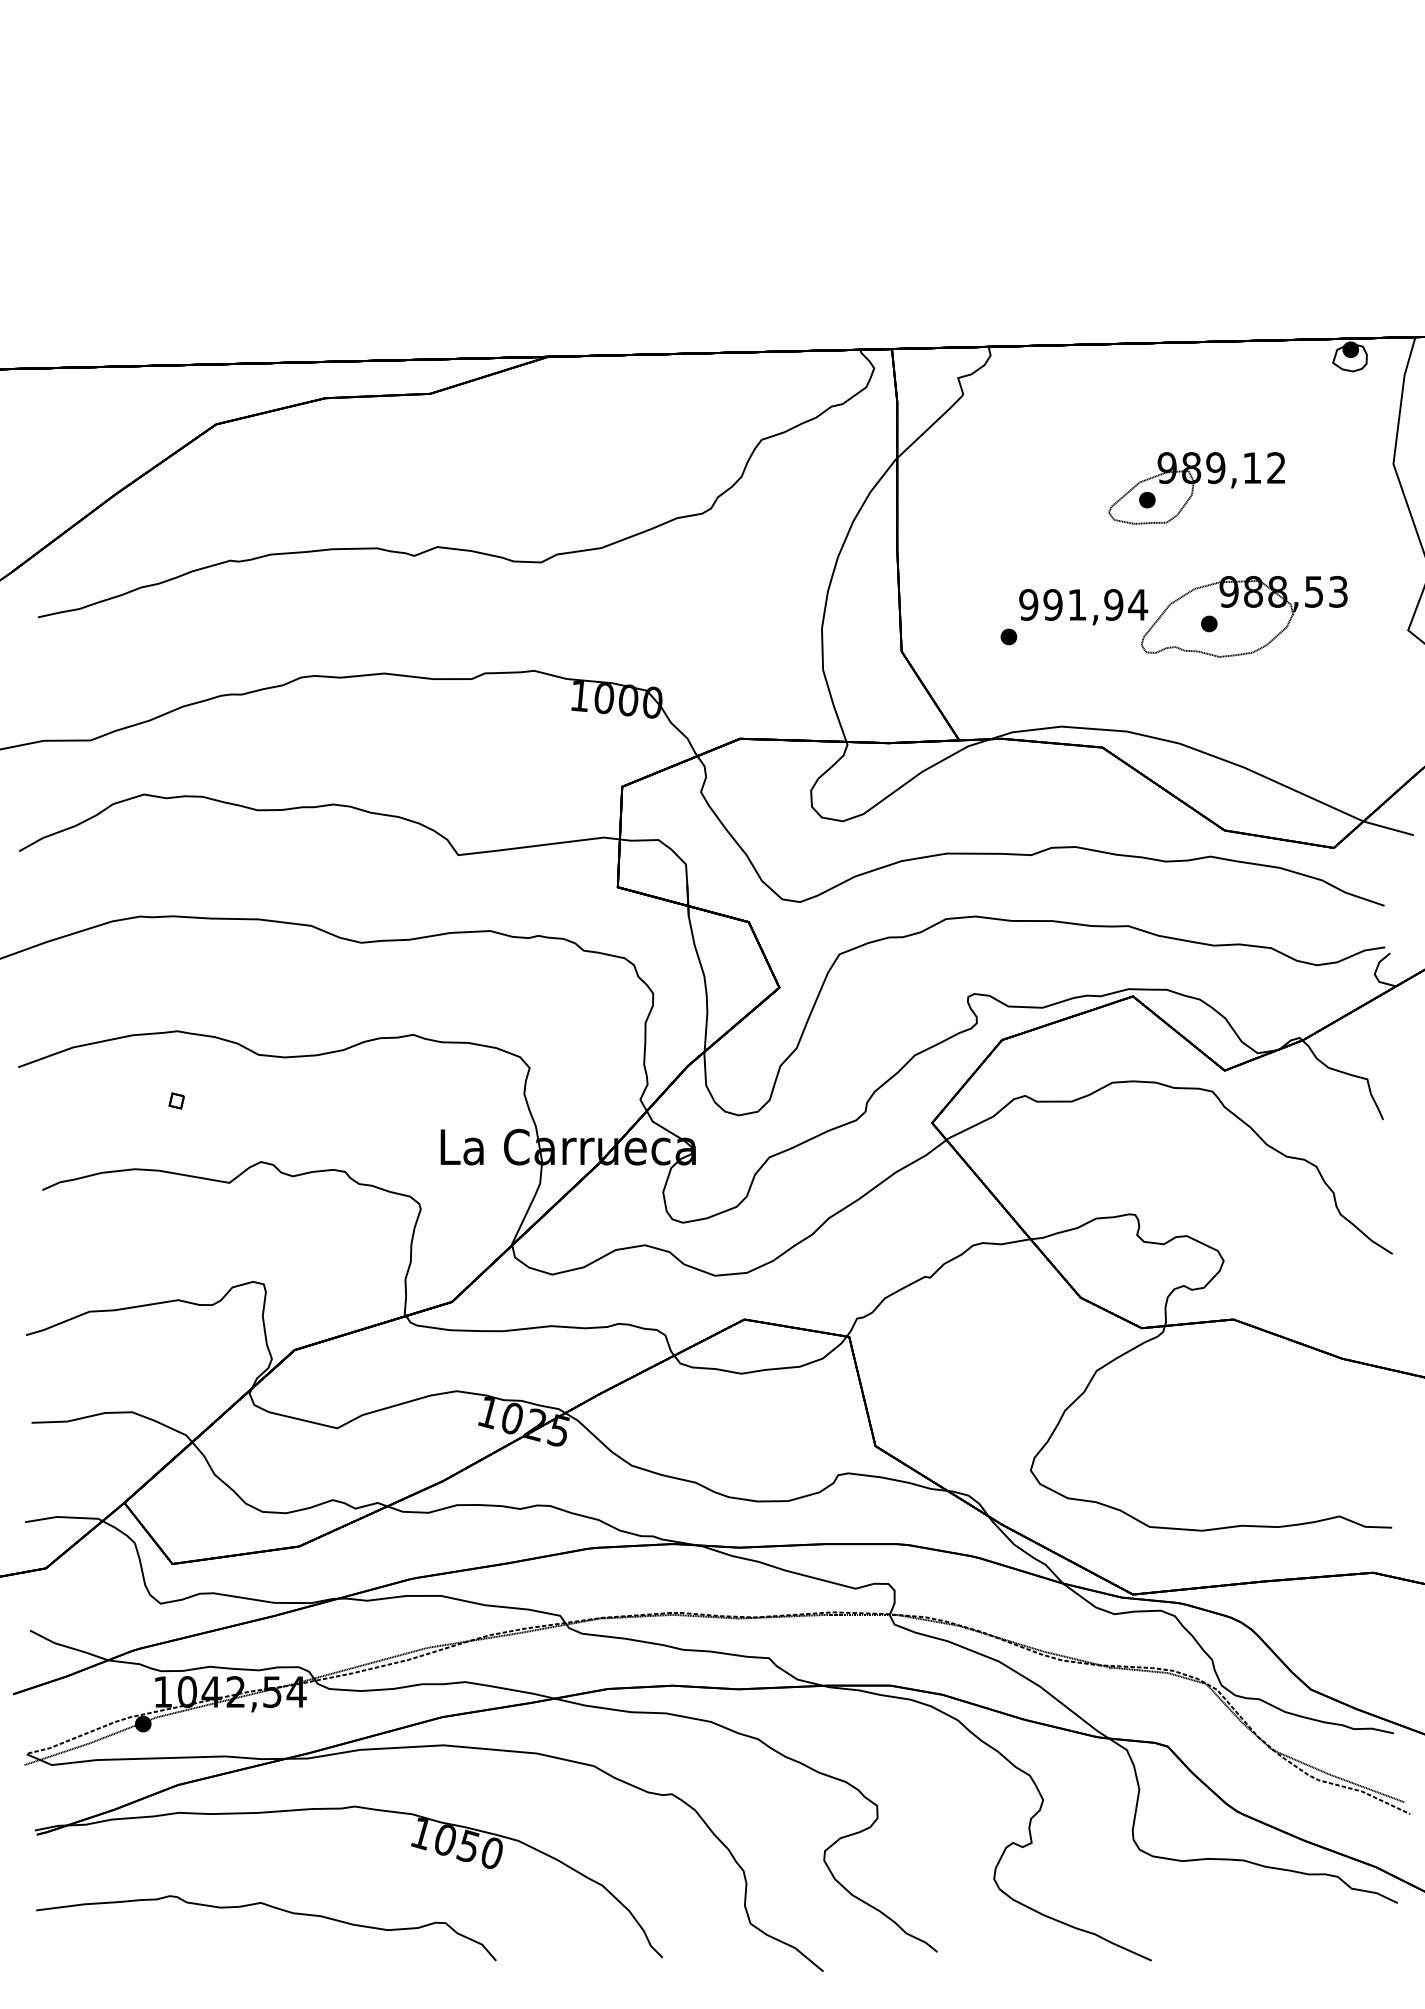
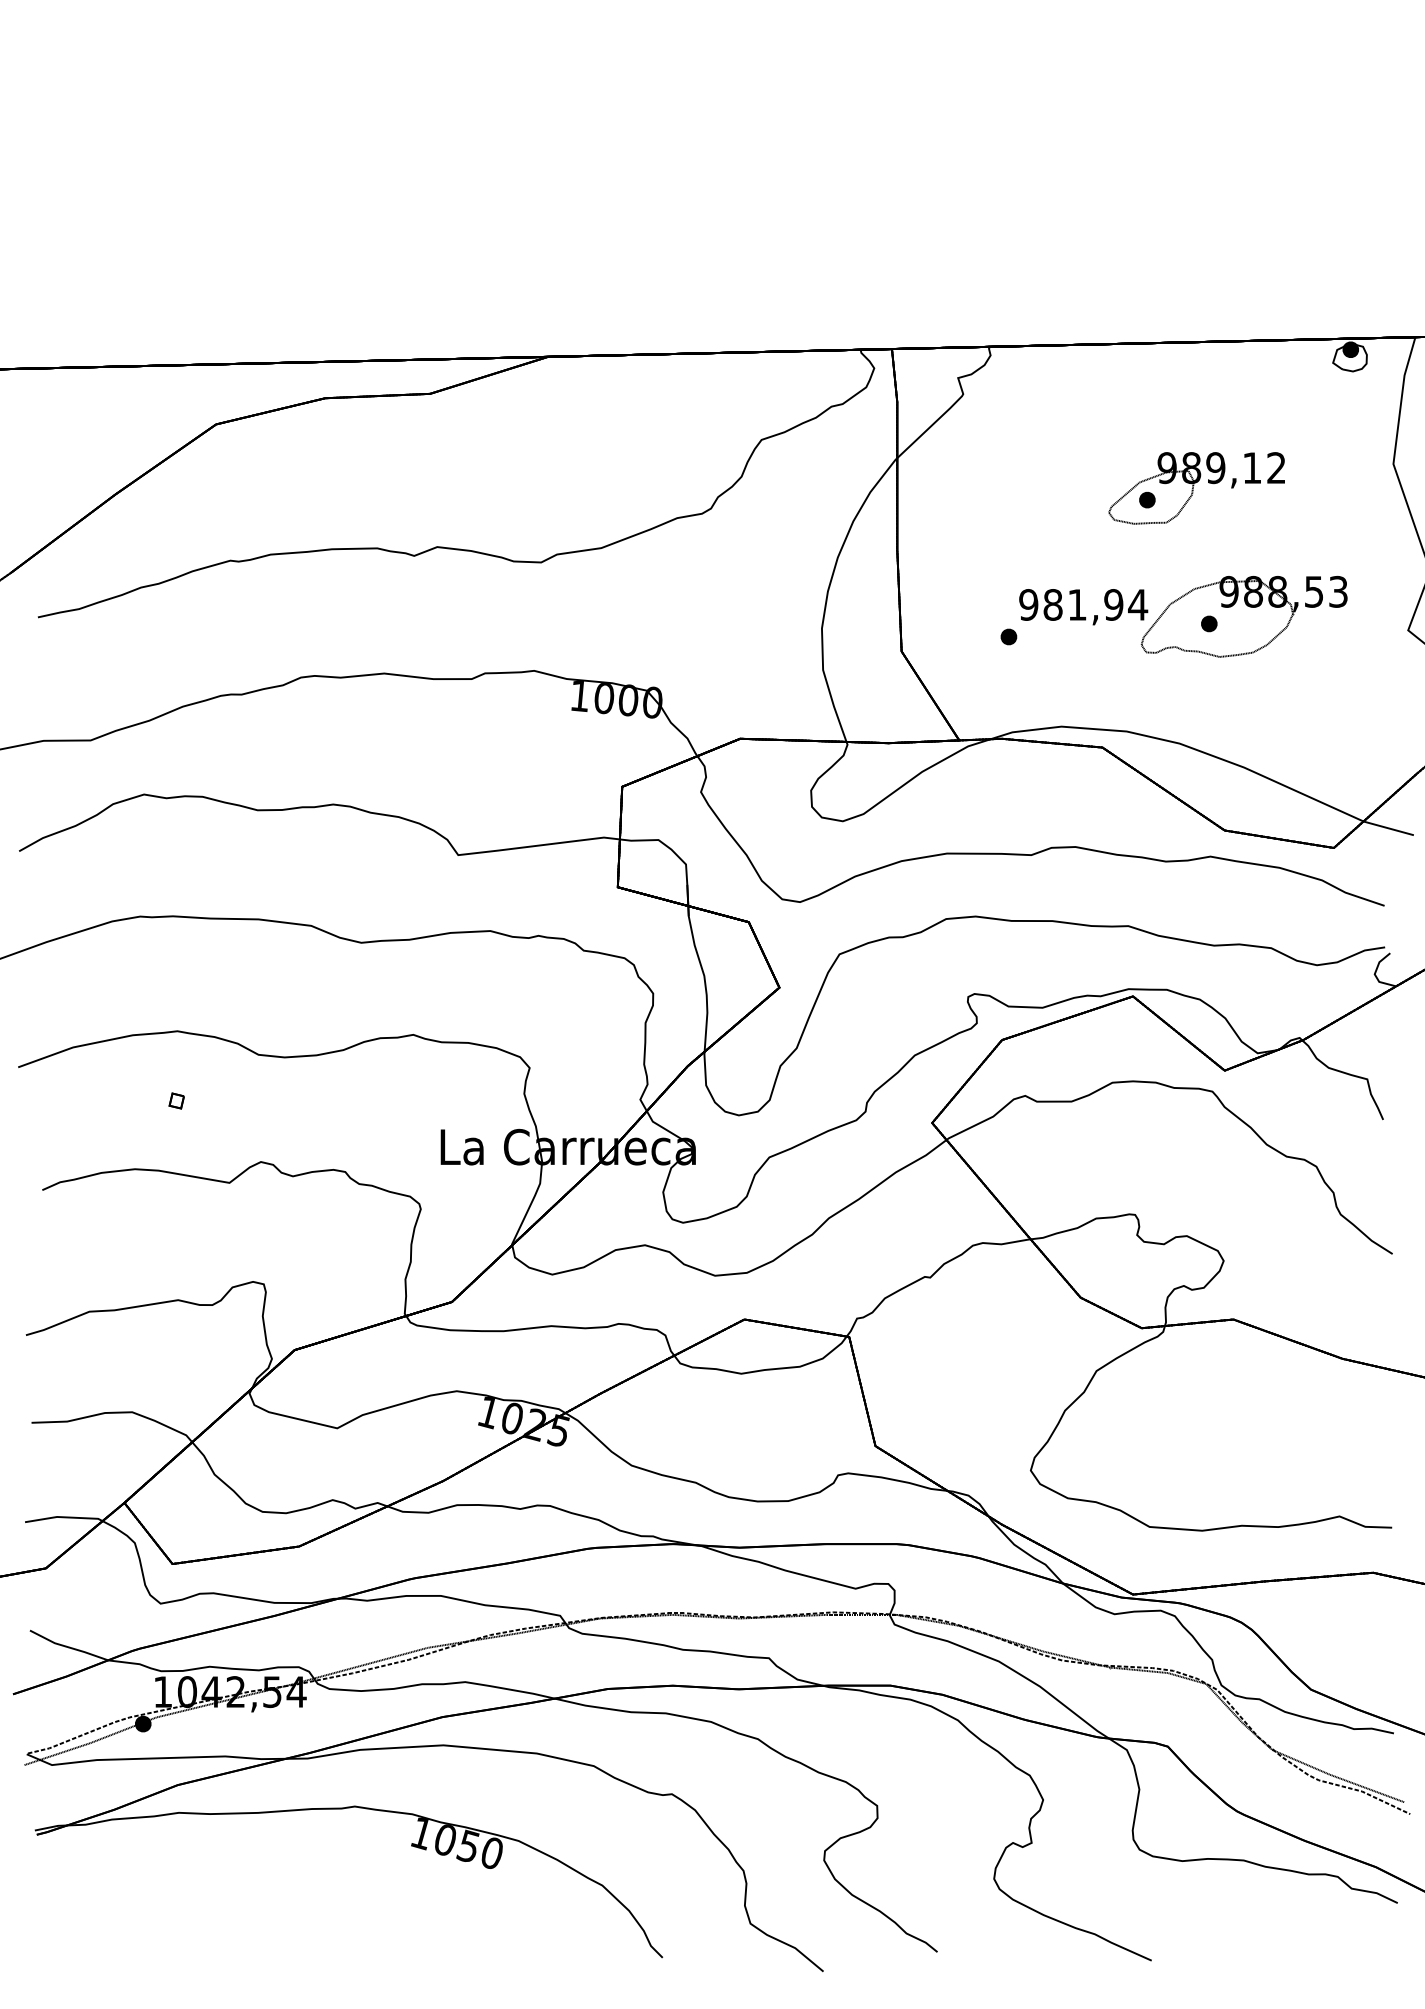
text: 991,94 -> 981,94 (1052, 604)
curve: present -> none (273, 1908)
